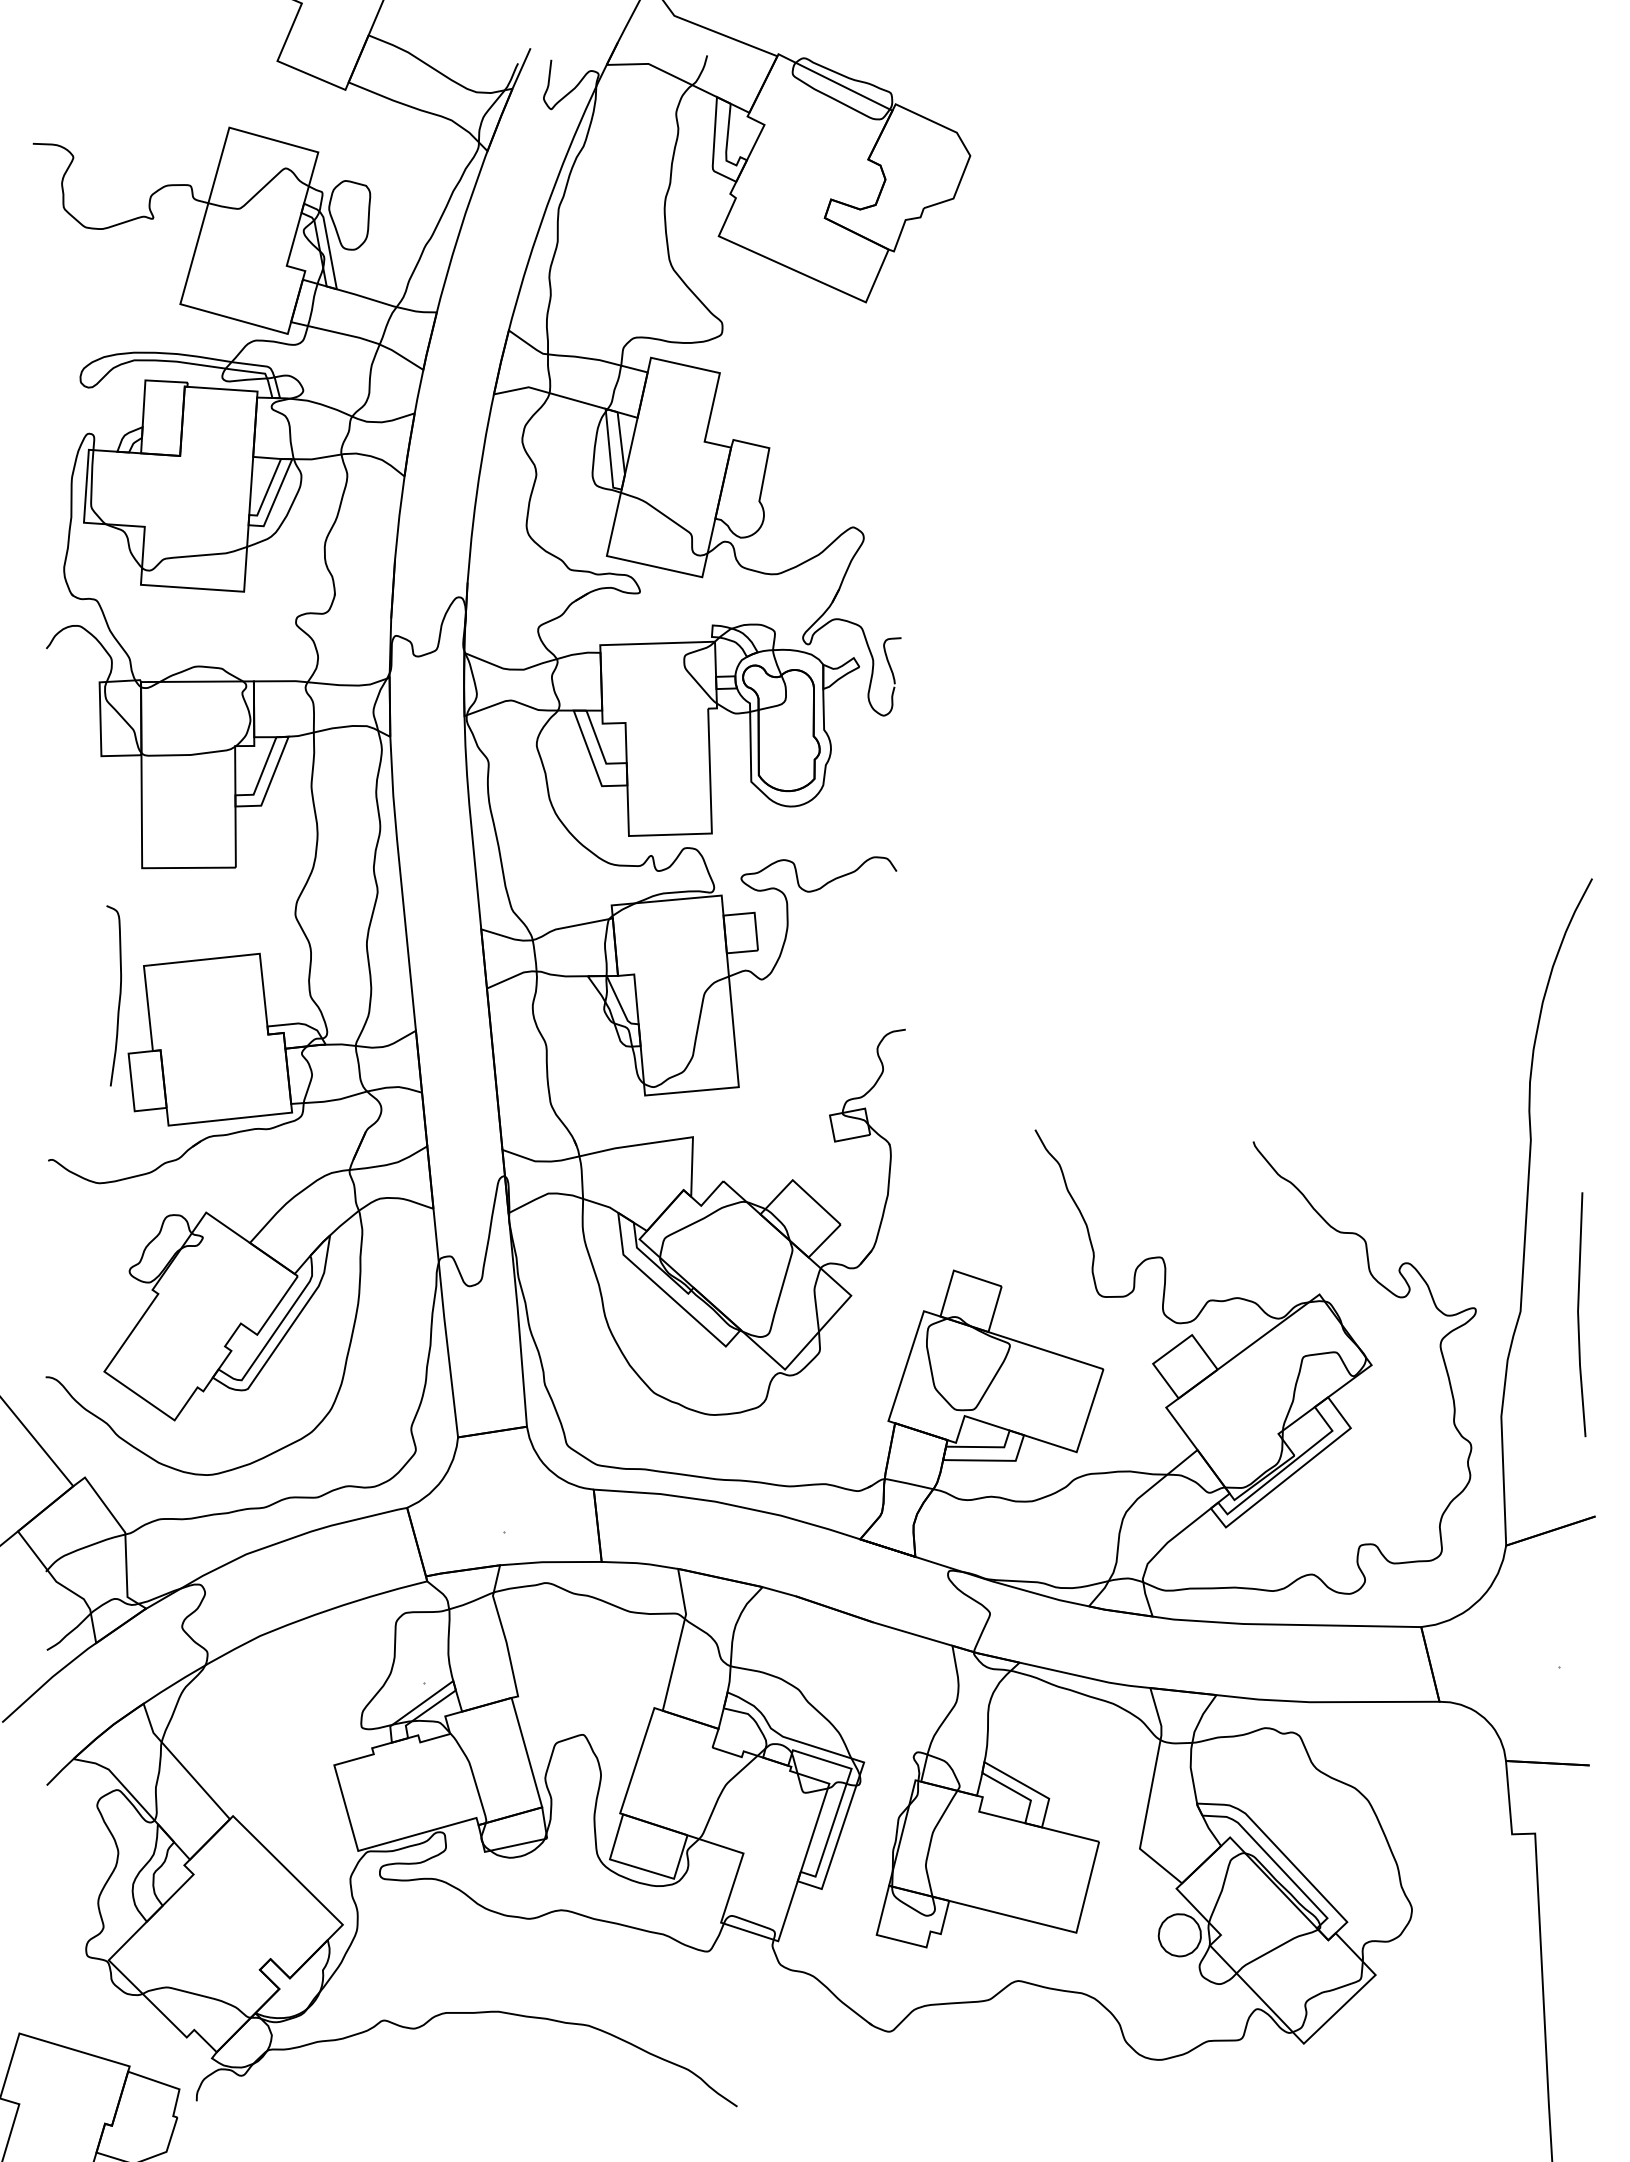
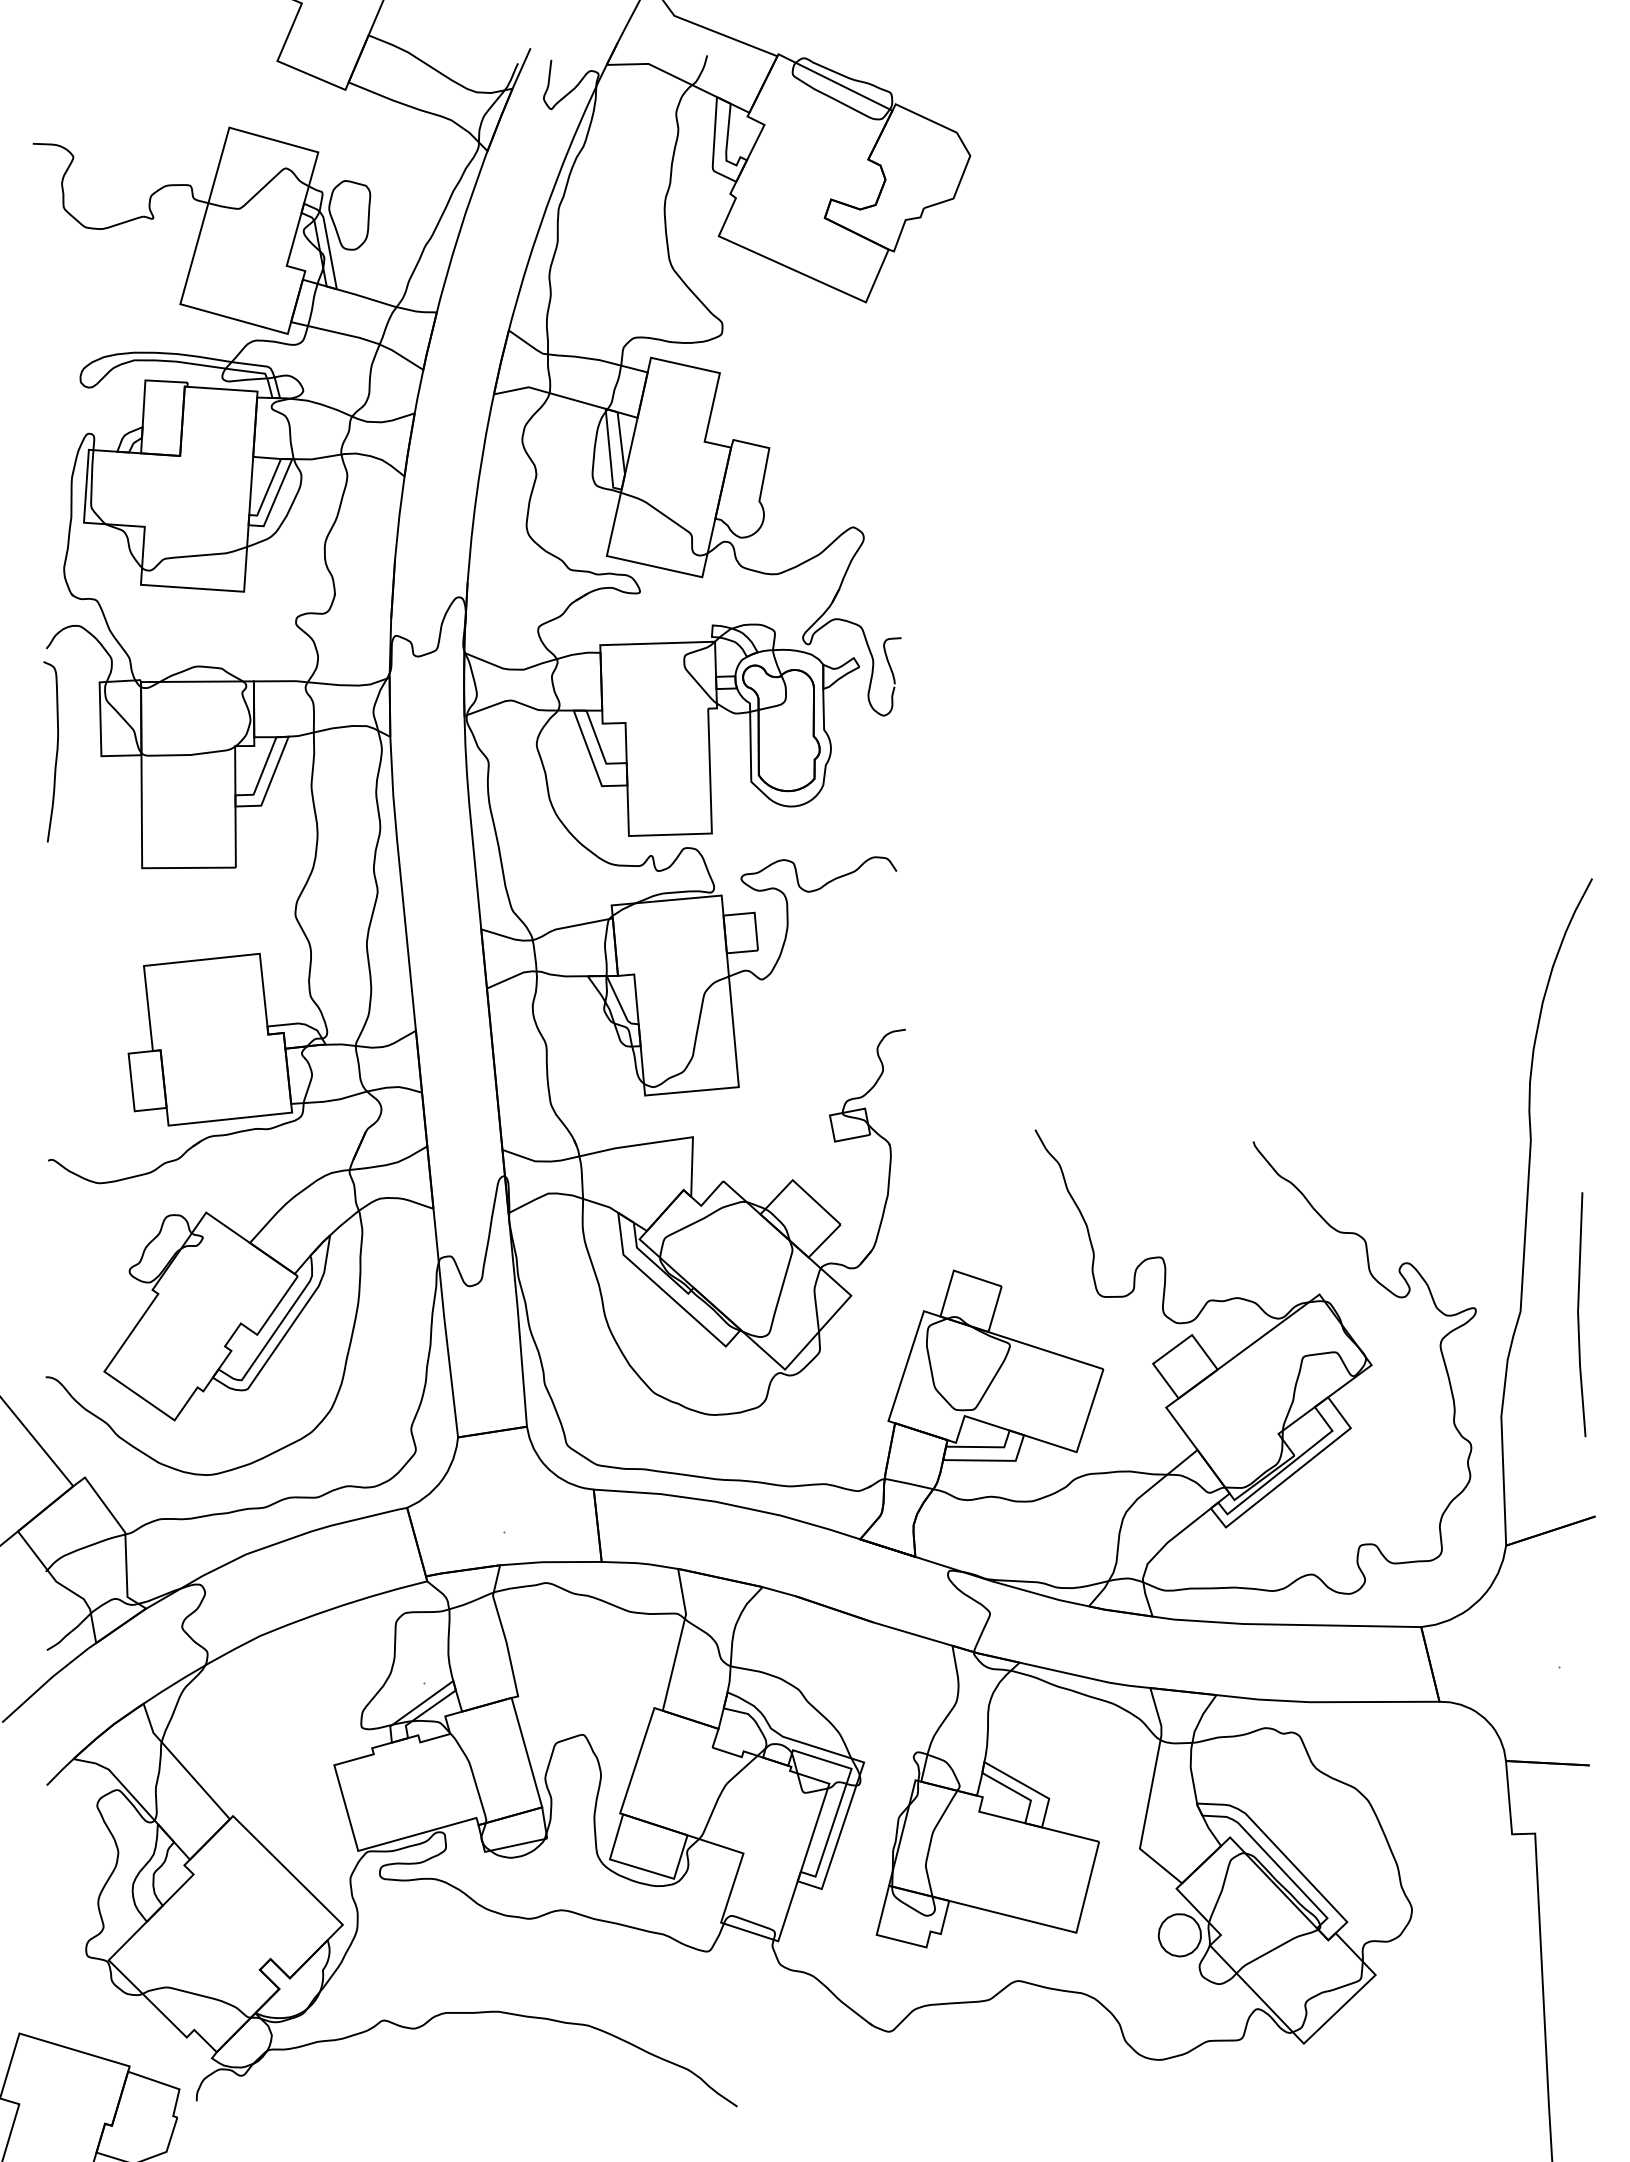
curve position: (119, 995) -> (56, 751) (56, 751)
